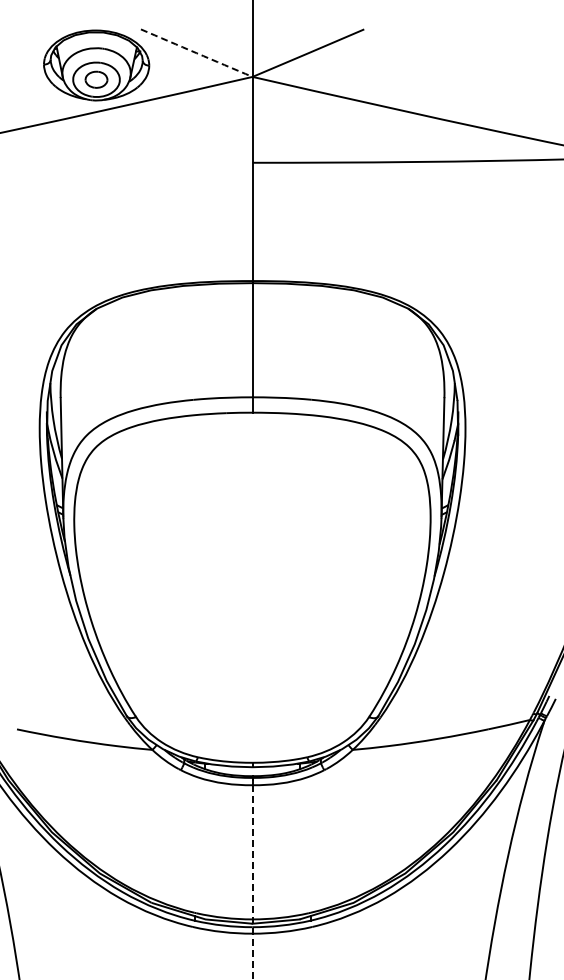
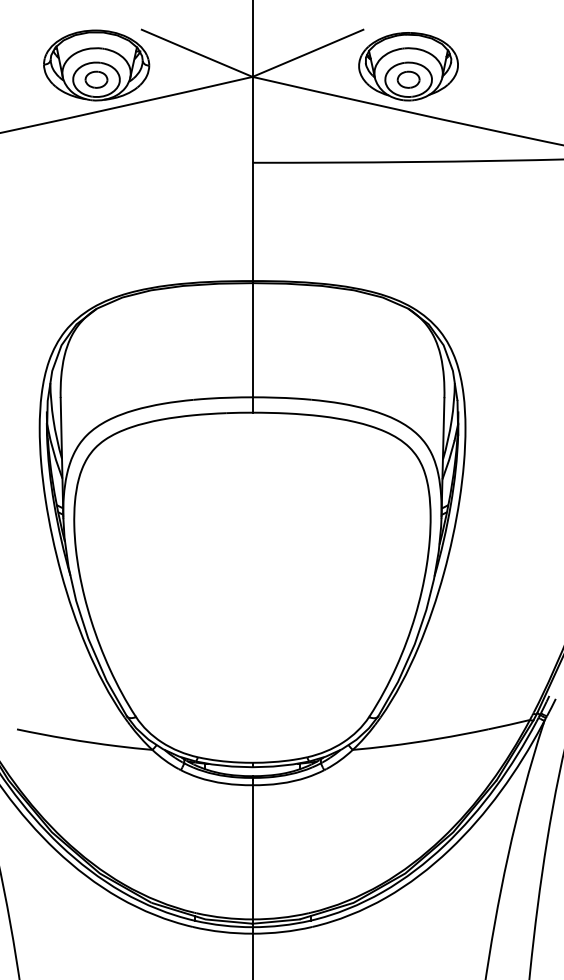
arc: dashed -> solid (196, 53)
part: none -> present (408, 66)
line: dashed -> solid (252, 882)
